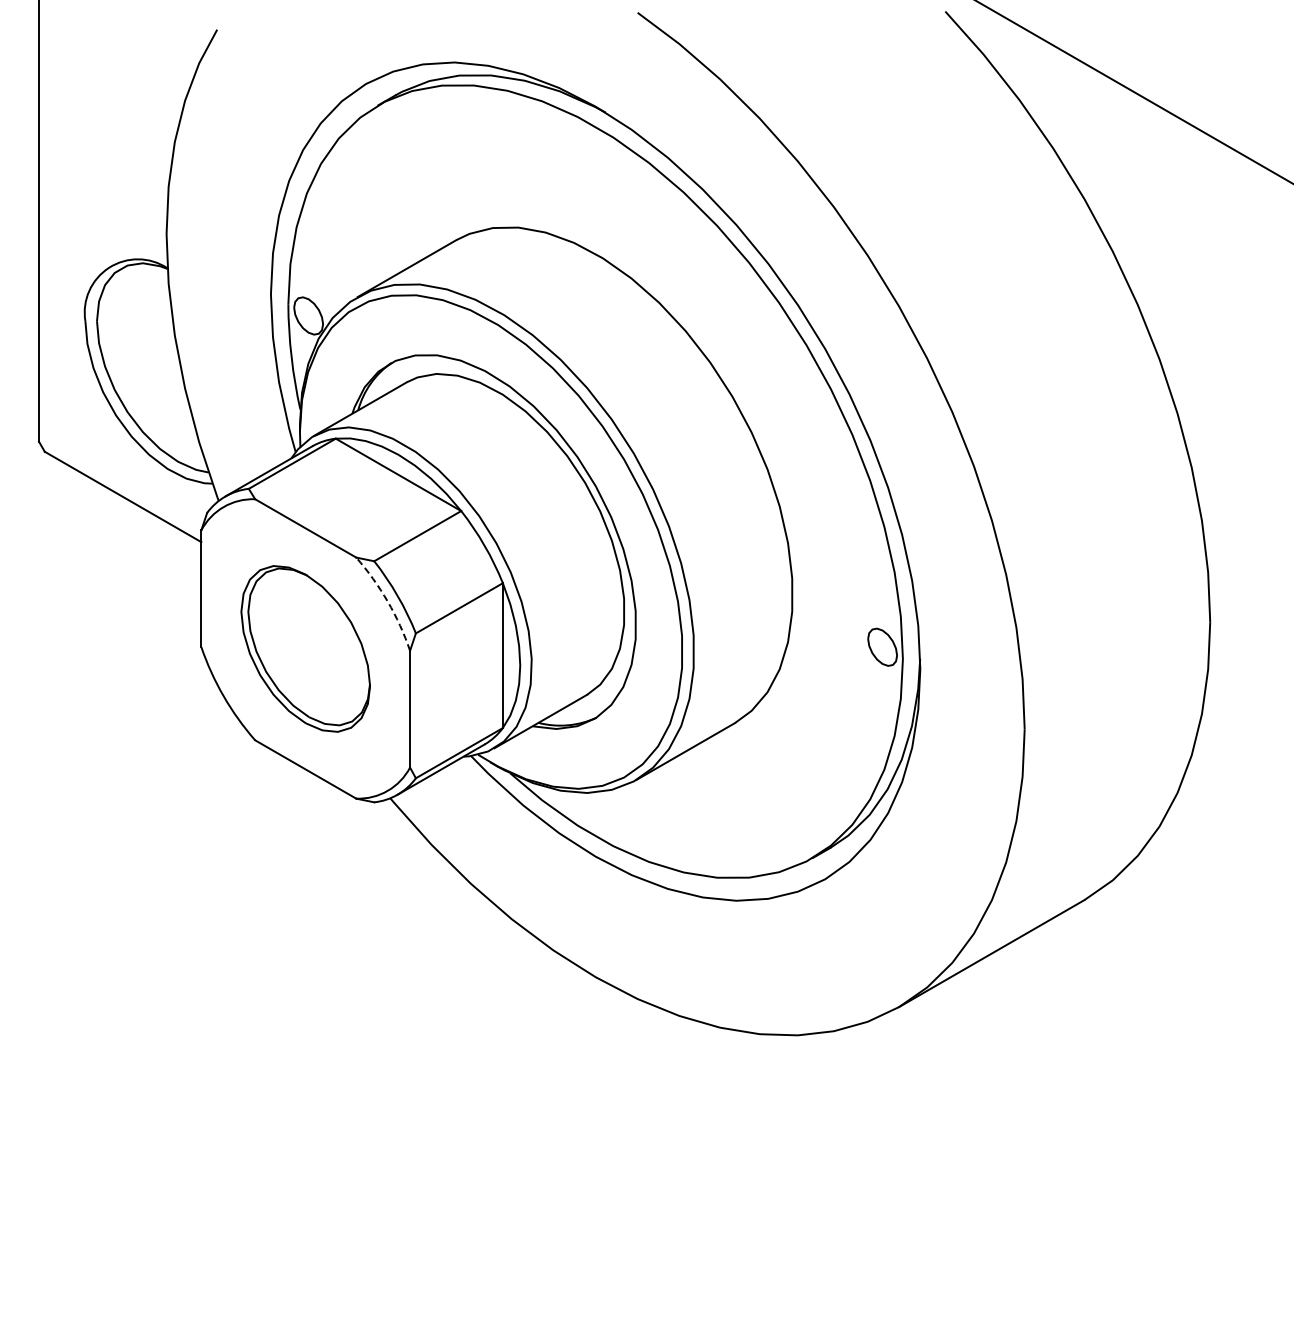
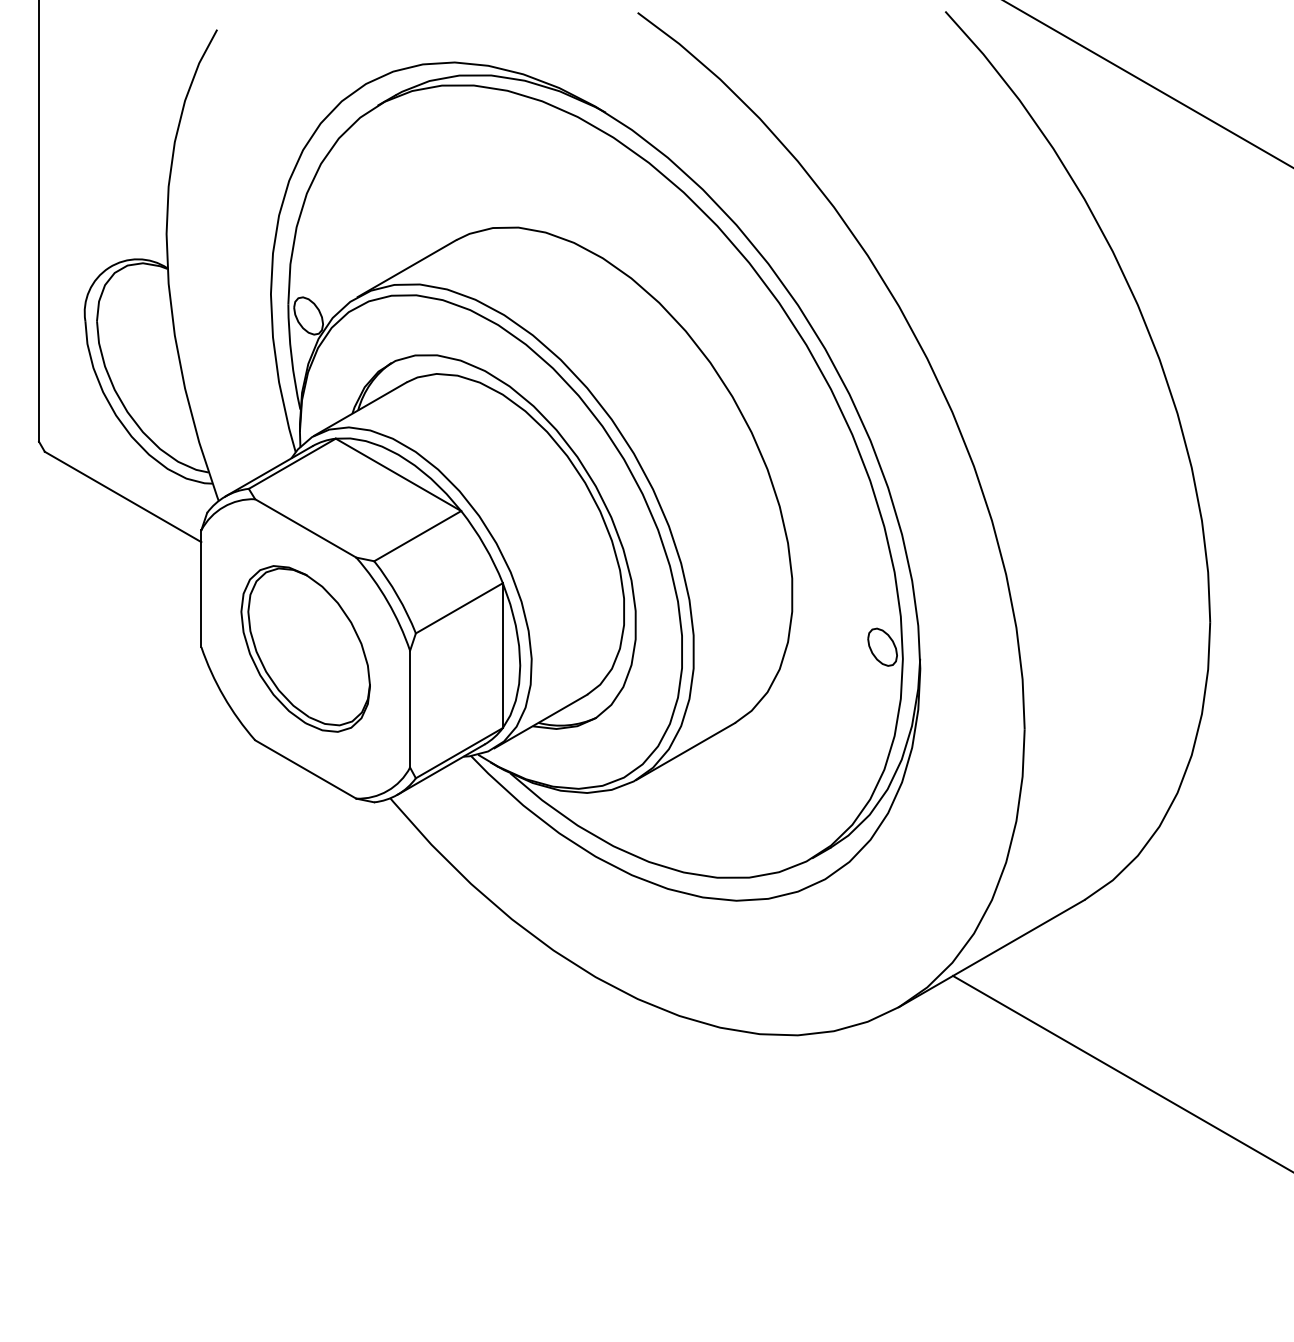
line position: (1134, 92) -> (1148, 84) (1148, 84)
arc: dashed -> solid (387, 601)
line: none -> present (1121, 1072)
